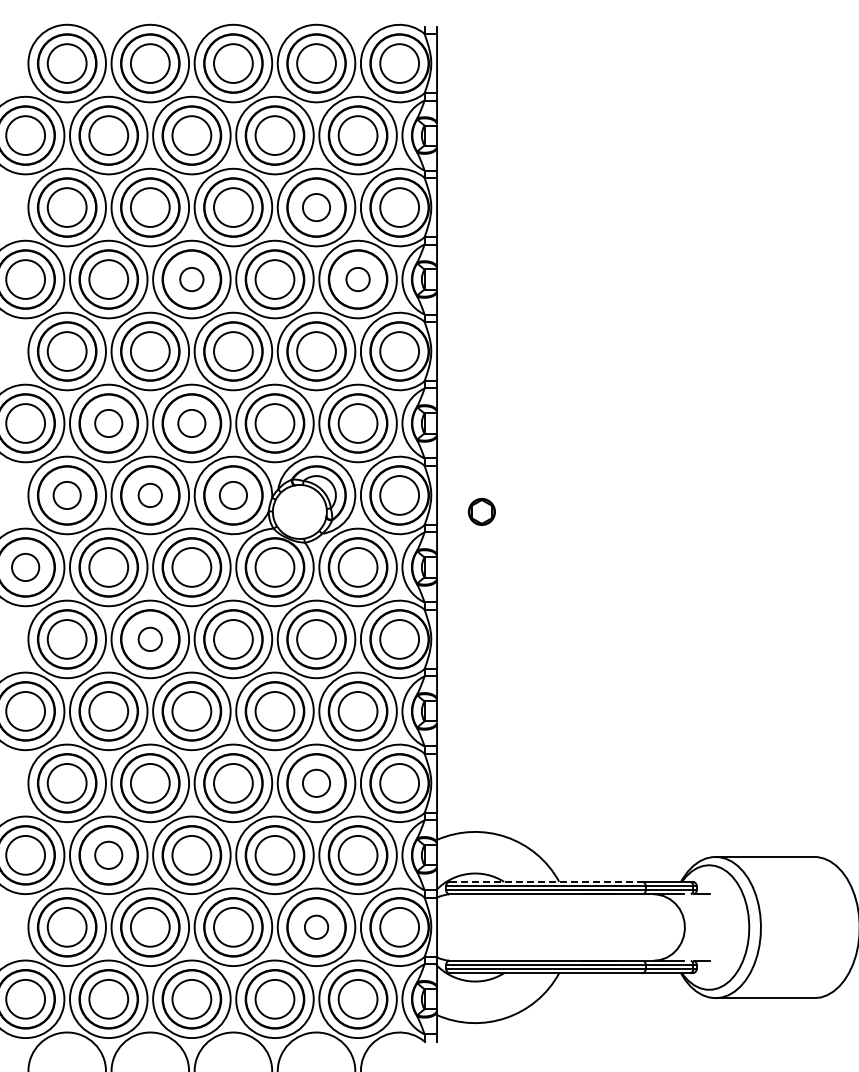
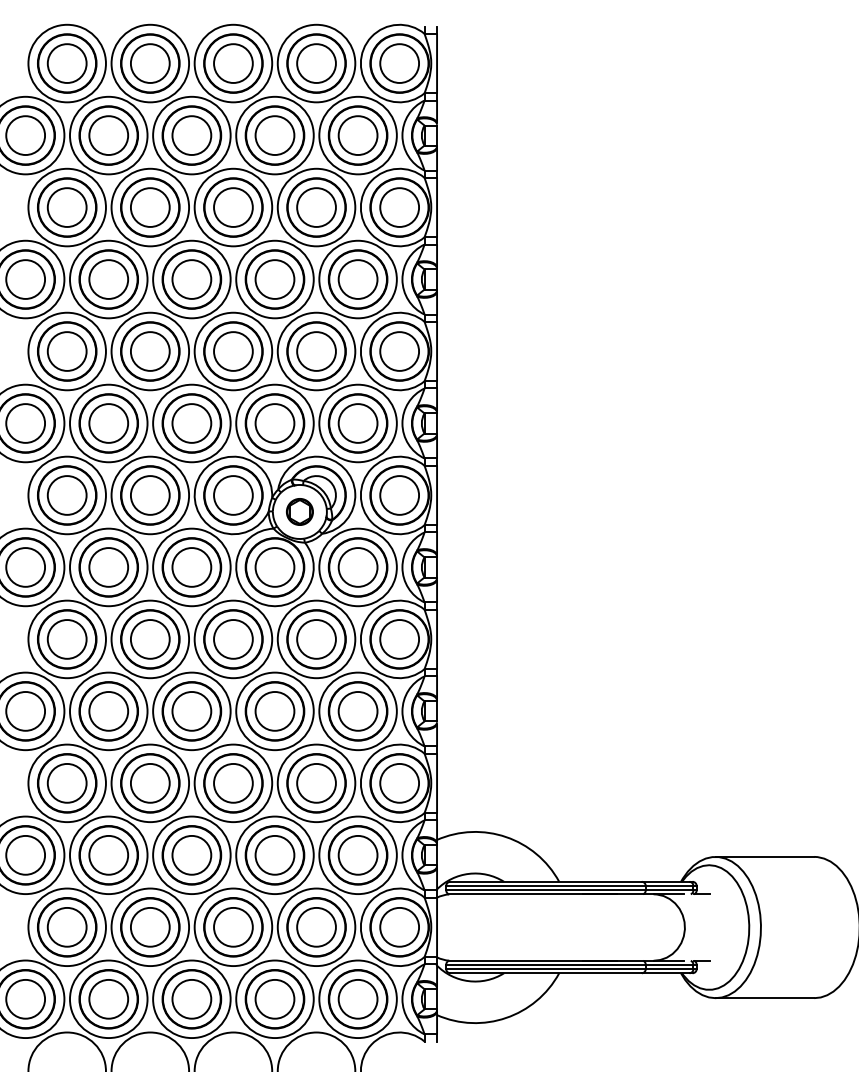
circle diameter: 27 px -> 39 px (316, 207)
circle diameter: 23 px -> 39 px (191, 279)
circle diameter: 23 px -> 39 px (357, 279)
circle diameter: 27 px -> 39 px (108, 423)
circle diameter: 27 px -> 39 px (191, 423)
circle diameter: 27 px -> 39 px (66, 495)
circle diameter: 23 px -> 39 px (149, 495)
circle diameter: 27 px -> 39 px (233, 495)
part position: (481, 511) -> (299, 511) (299, 511)
circle diameter: 27 px -> 39 px (25, 567)
circle diameter: 23 px -> 39 px (149, 639)
circle diameter: 27 px -> 39 px (316, 782)
circle diameter: 27 px -> 39 px (108, 854)
line: dashed -> solid (546, 881)
circle diameter: 23 px -> 39 px (316, 926)
